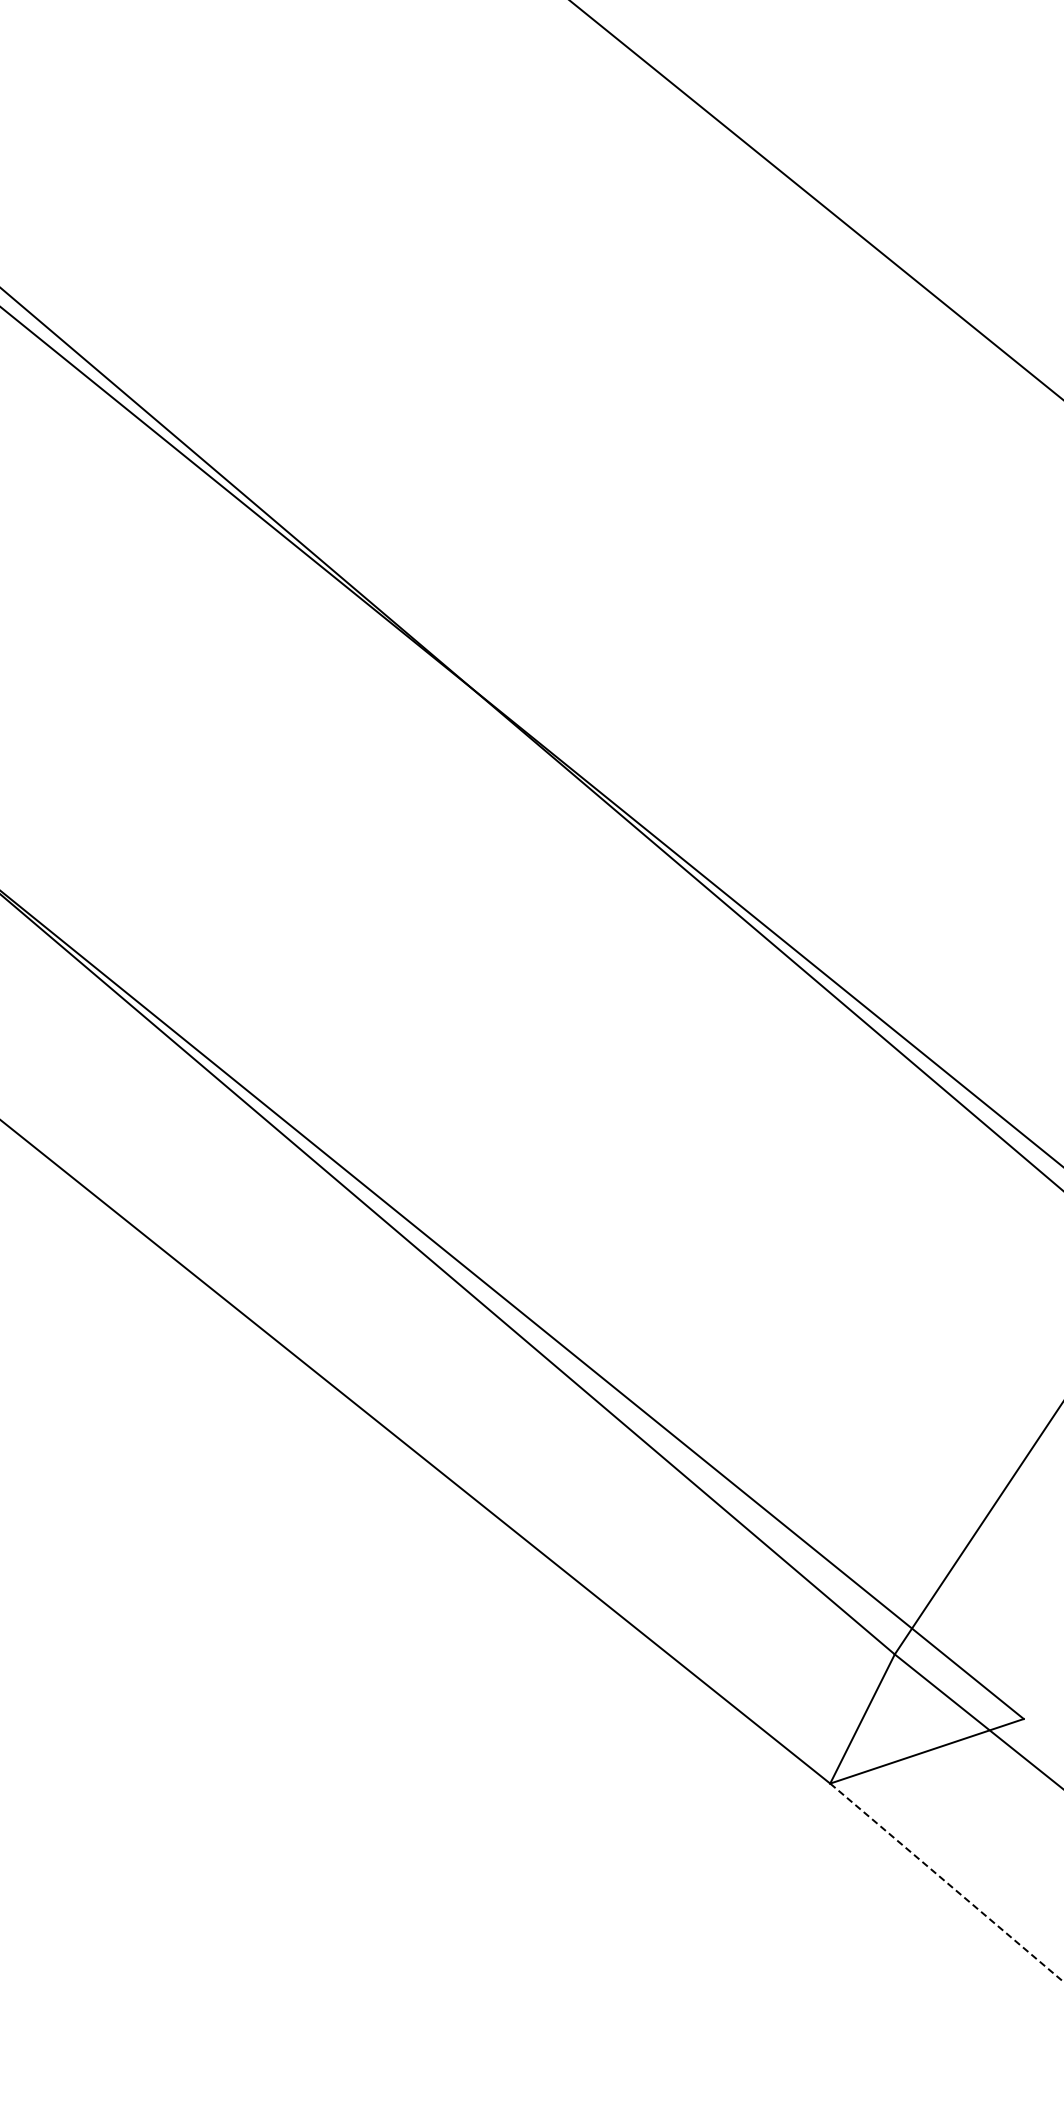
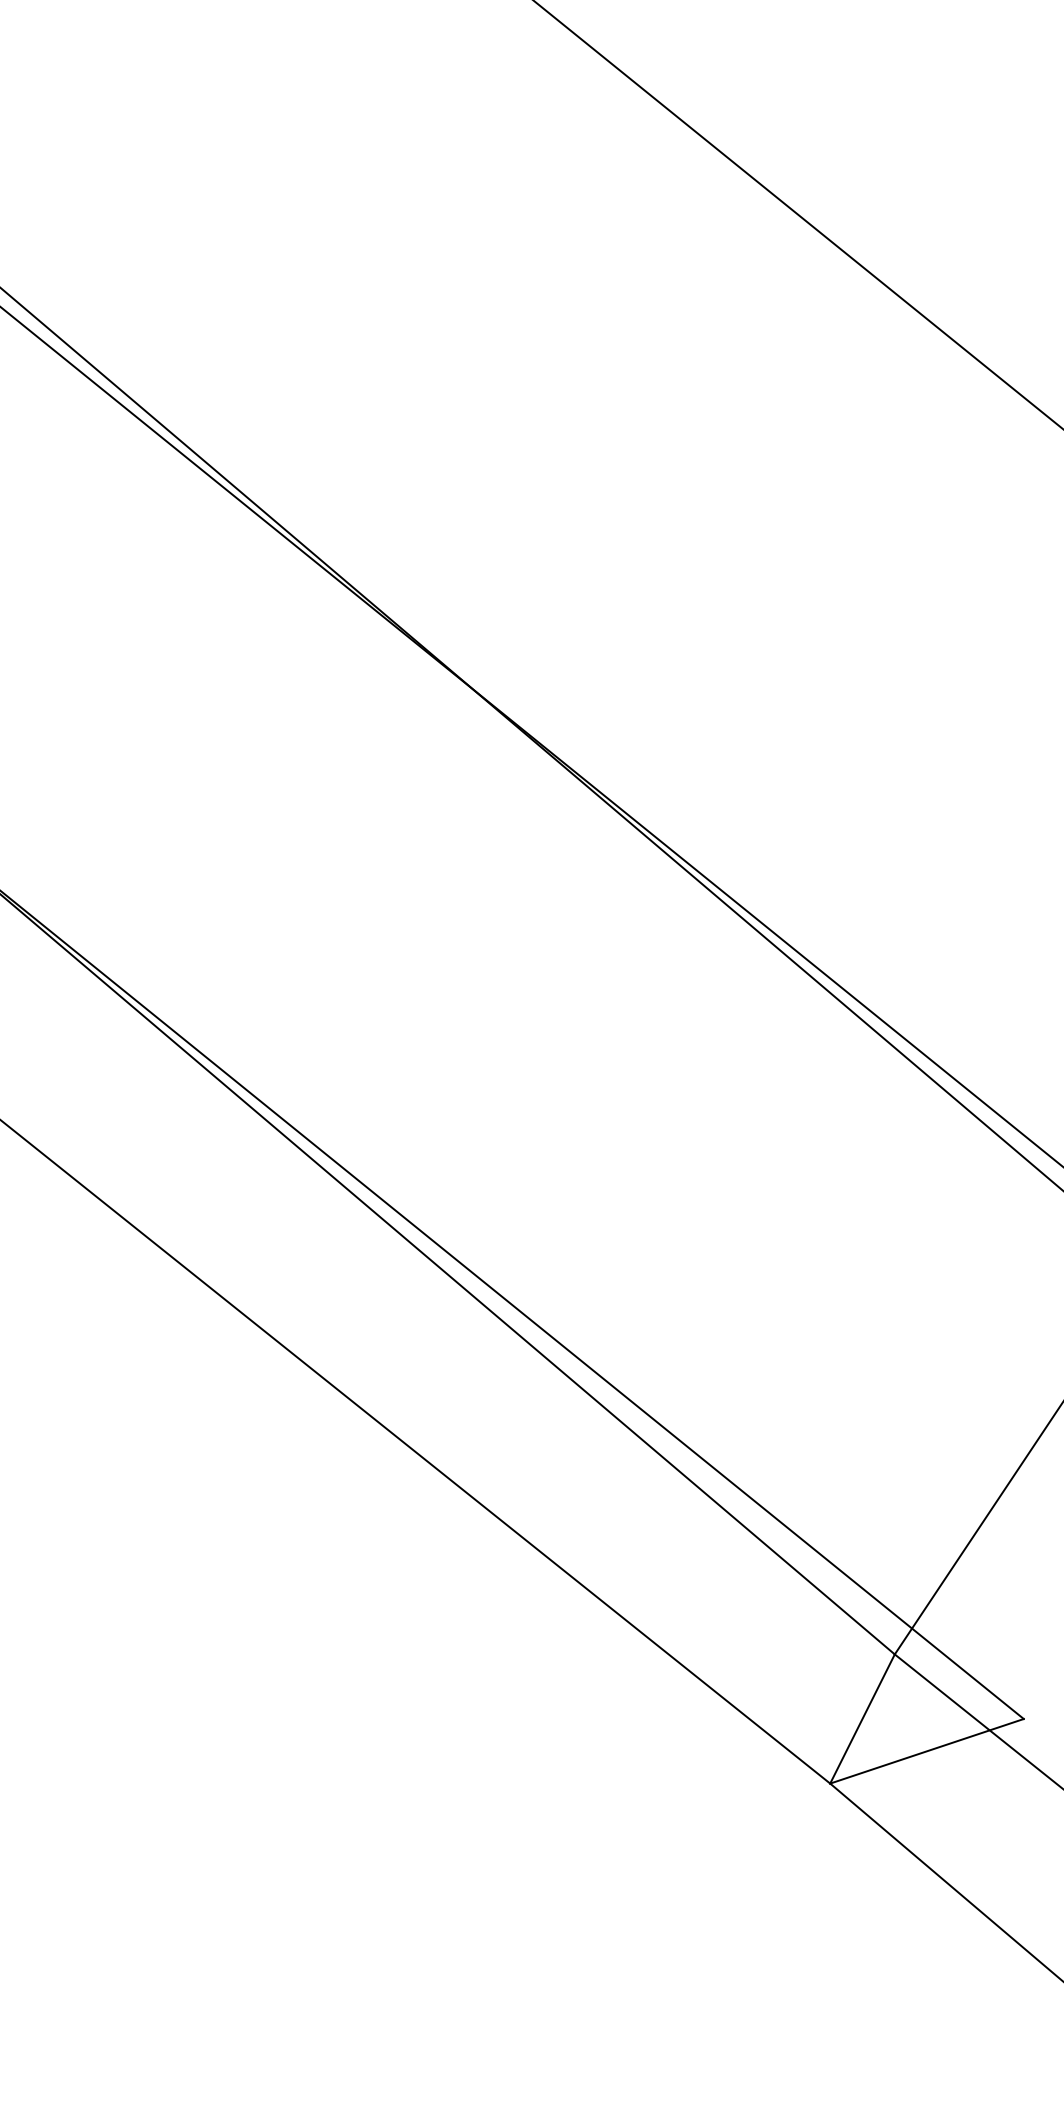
line position: (815, 199) -> (798, 214) (798, 214)
line: dashed -> solid (946, 1882)
